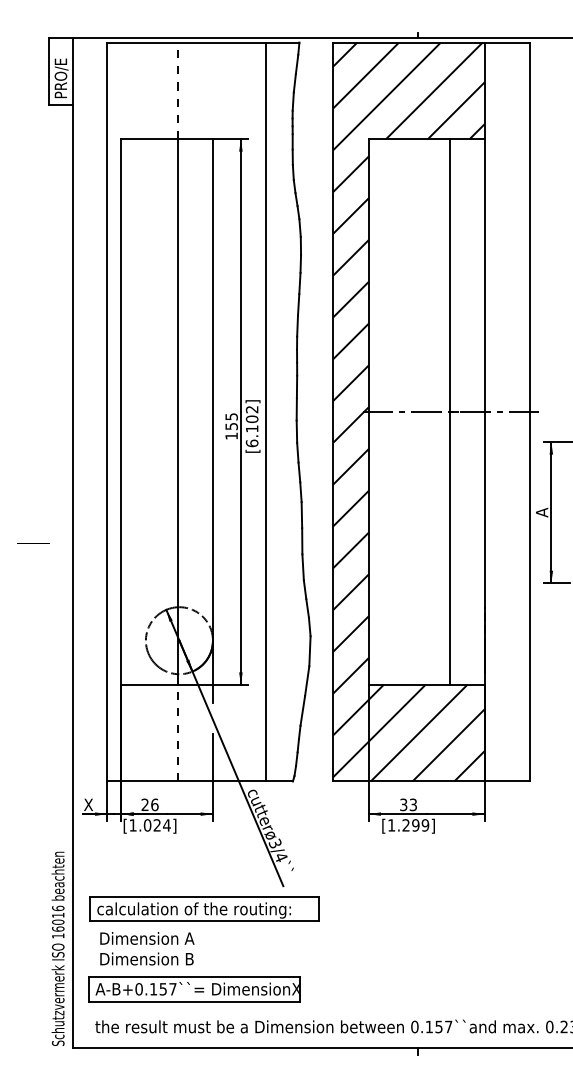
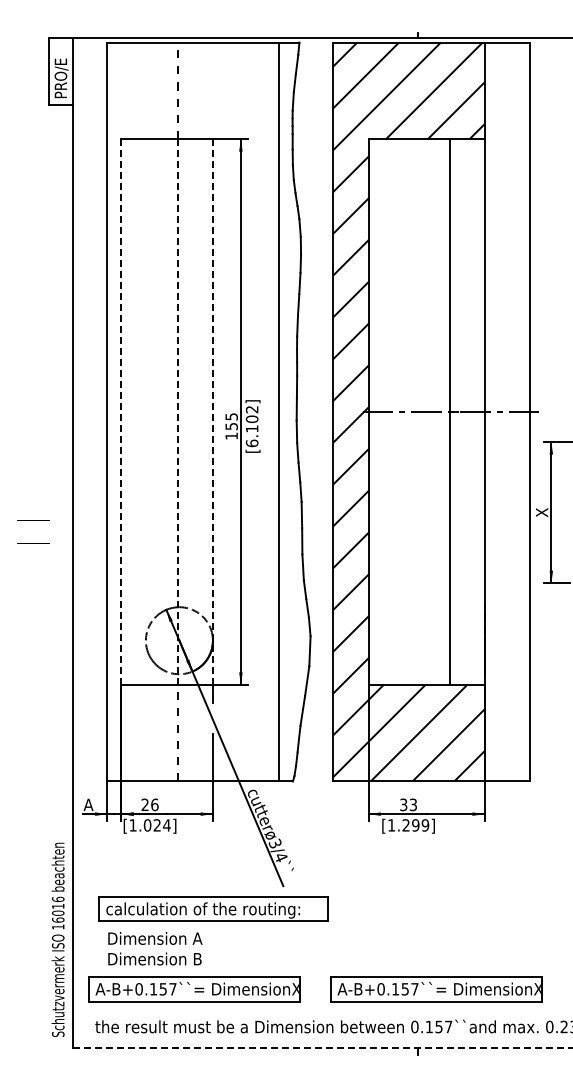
line position: (265, 411) -> (278, 411) (278, 411)
line: solid -> dashed (121, 412)
line: solid -> dashed (177, 412)
line: solid -> dashed (212, 412)
text: A -> X (542, 512)
line: none -> present (33, 520)
text: X -> A (88, 804)
part position: (204, 908) -> (213, 908) (213, 908)
text position: (57, 948) -> (57, 939) (57, 939)
text position: (147, 948) -> (155, 948) (155, 948)
part: none -> present (436, 989)
line: solid -> dashed (323, 1048)
